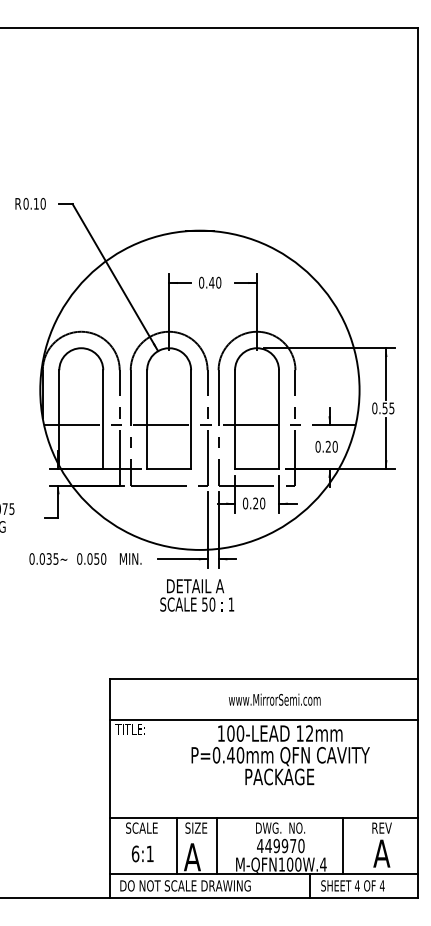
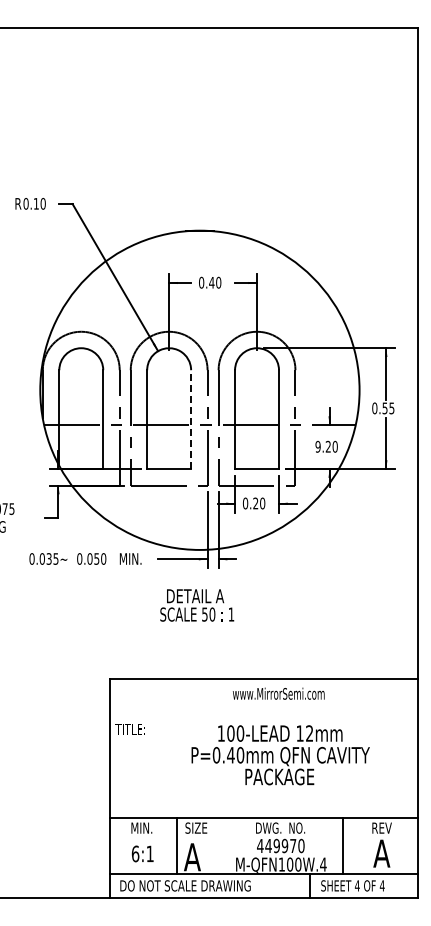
line: solid -> dashed (191, 419)
text: 0.20 -> 9.20 (317, 446)
text position: (197, 595) -> (197, 605) (197, 605)
text position: (274, 699) -> (278, 693) (278, 693)
line: present -> none (263, 719)
text: SCALE -> MIN. (141, 827)
line: present -> none (216, 845)
